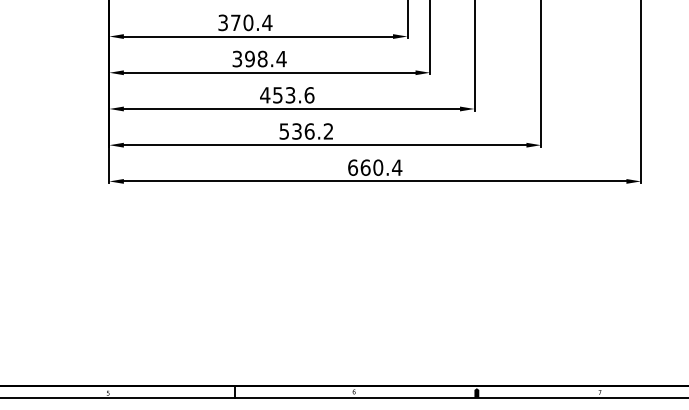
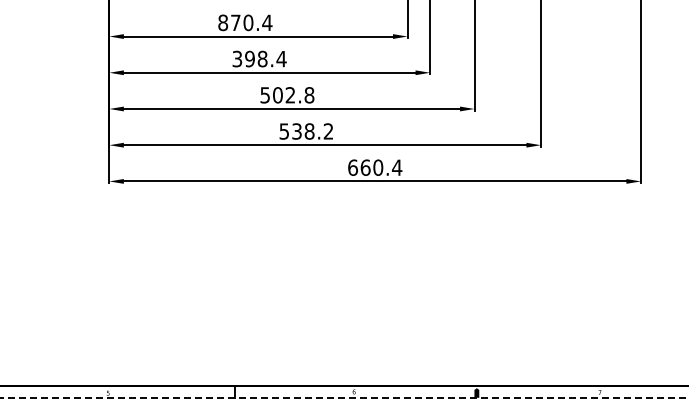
text: 370.4 -> 870.4 (223, 22)
text: 453.6 -> 502.8 (287, 95)
text: 536.2 -> 538.2 (309, 131)
line: solid -> dashed (344, 397)
